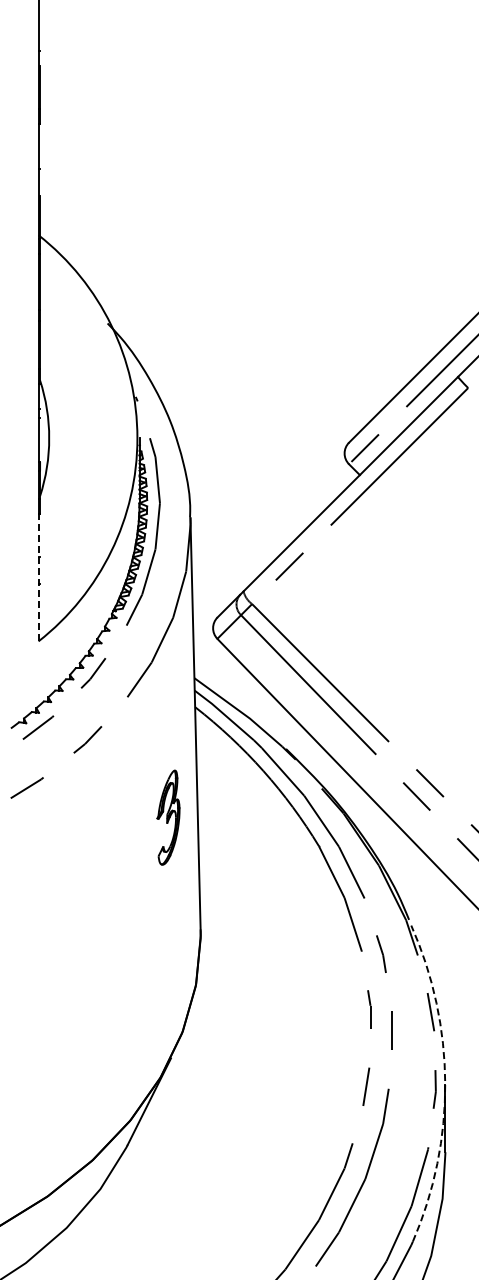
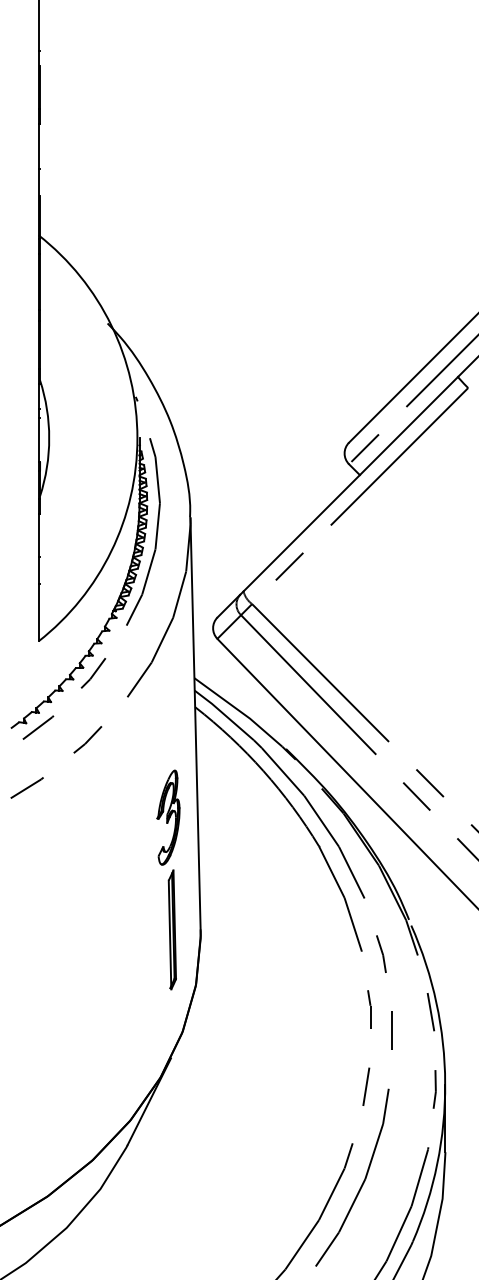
line: dashed -> solid (38, 577)
part: none -> present (171, 929)
arc: dashed -> solid (445, 1083)
